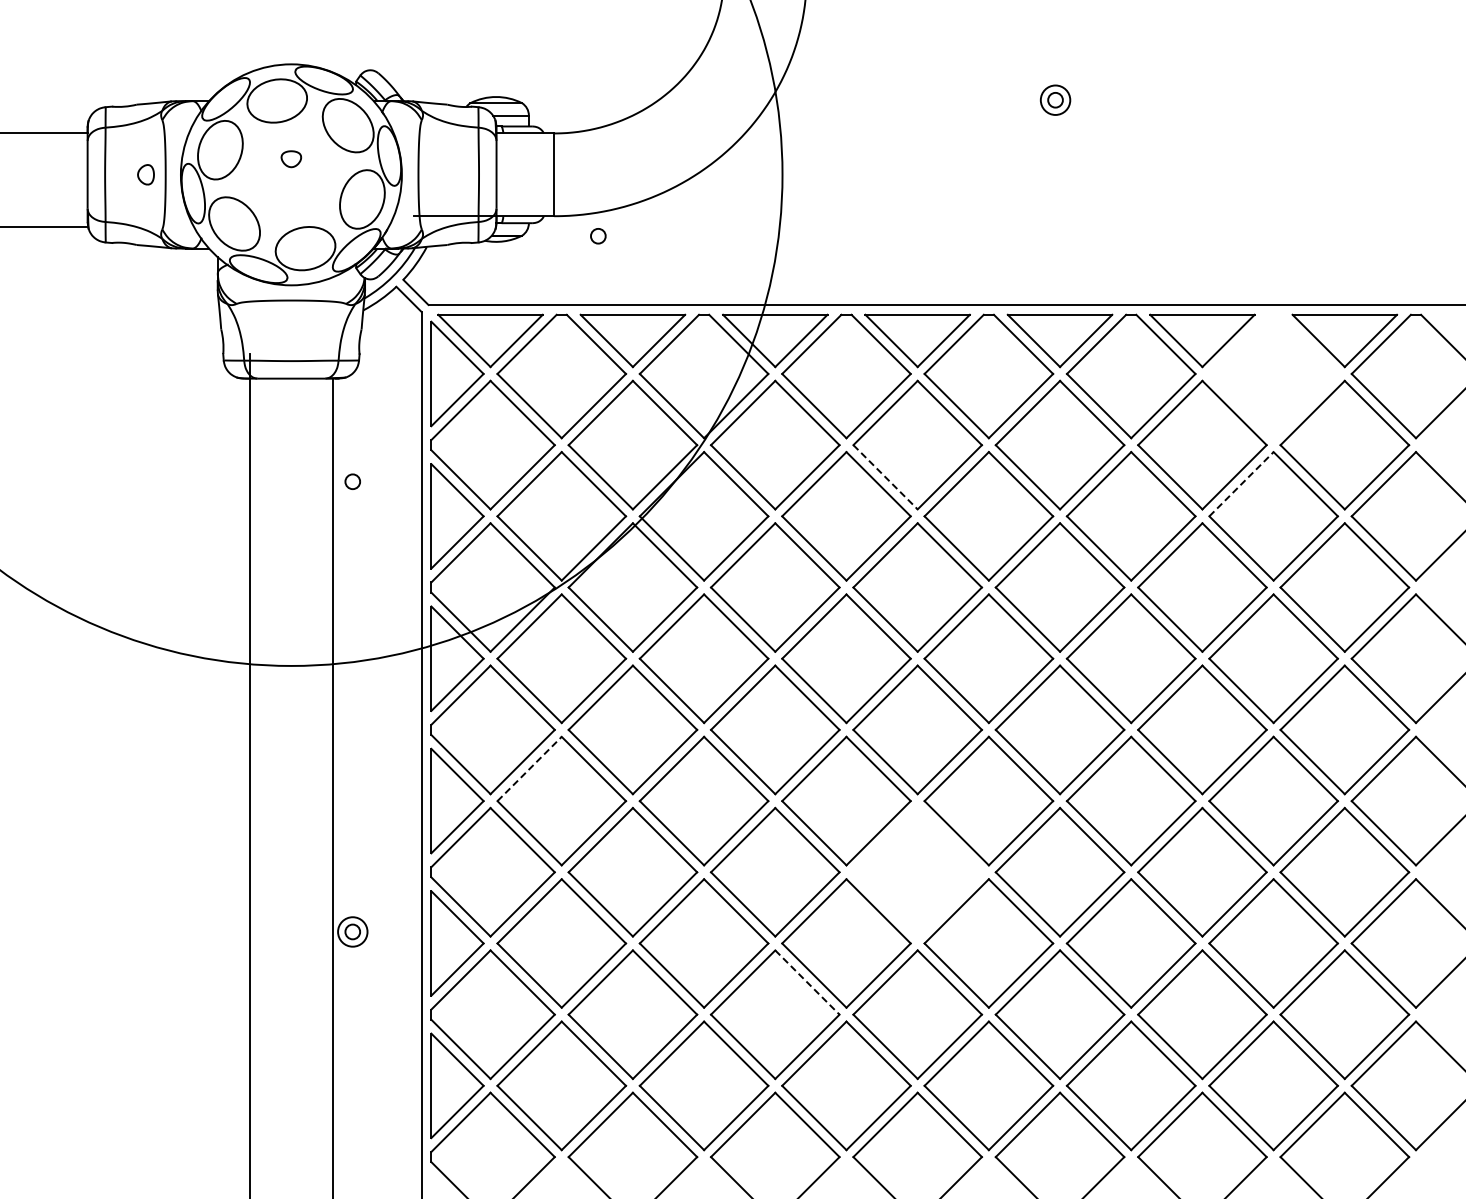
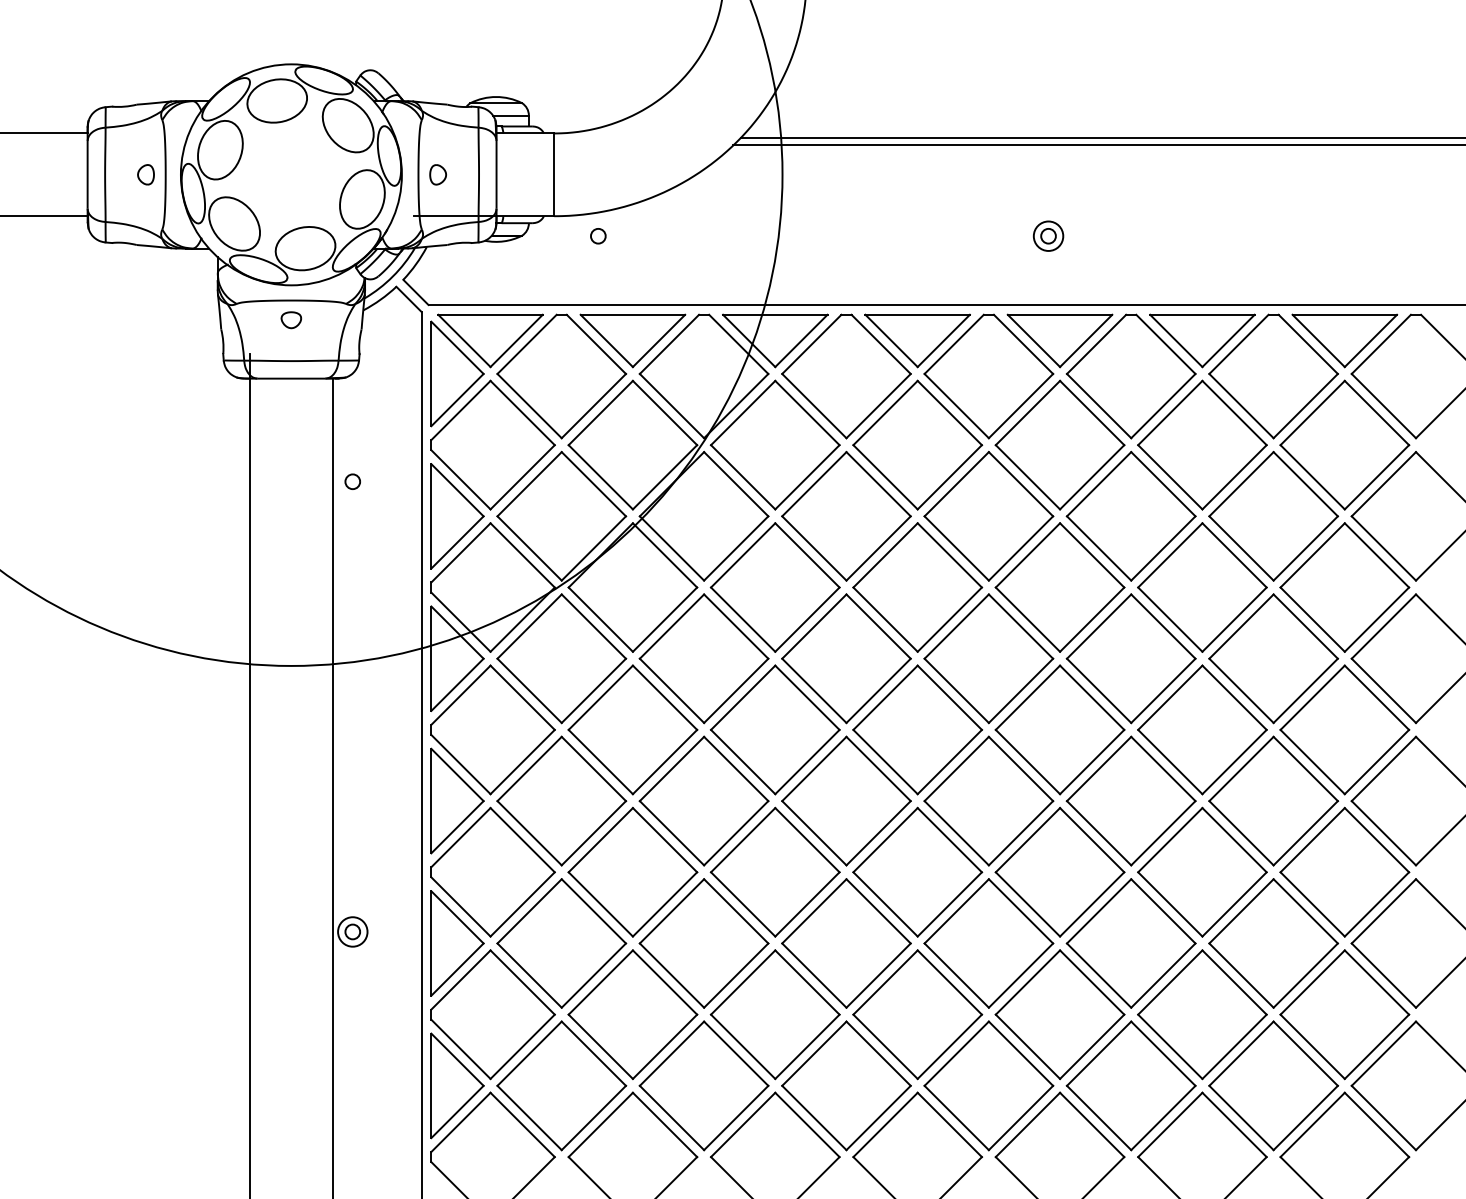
part position: (1055, 99) -> (1048, 235) (1048, 235)
line: none -> present (1101, 138)
line: none -> present (1097, 145)
part position: (291, 159) -> (291, 320) (291, 320)
part: none -> present (437, 174)
line position: (44, 227) -> (44, 216) (44, 216)
part: none -> present (1273, 376)
line: dashed -> solid (885, 477)
line: dashed -> solid (1241, 483)
line: dashed -> solid (529, 768)
part: none -> present (917, 871)
line: dashed -> solid (807, 982)
